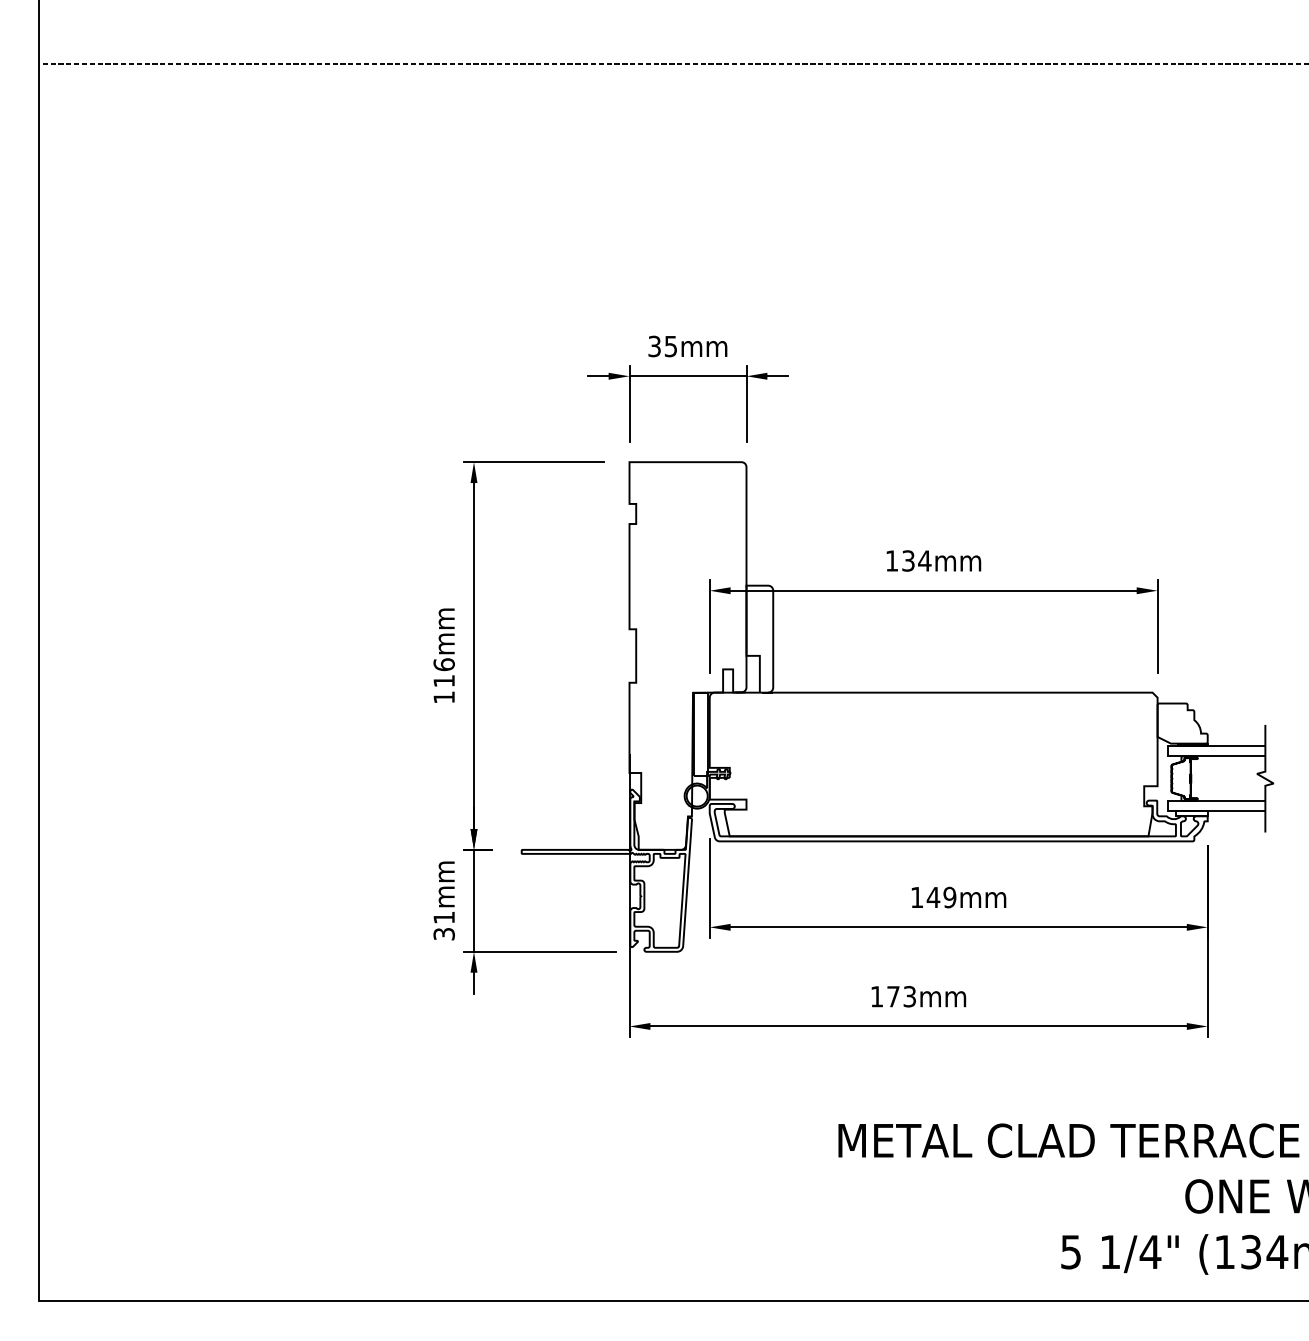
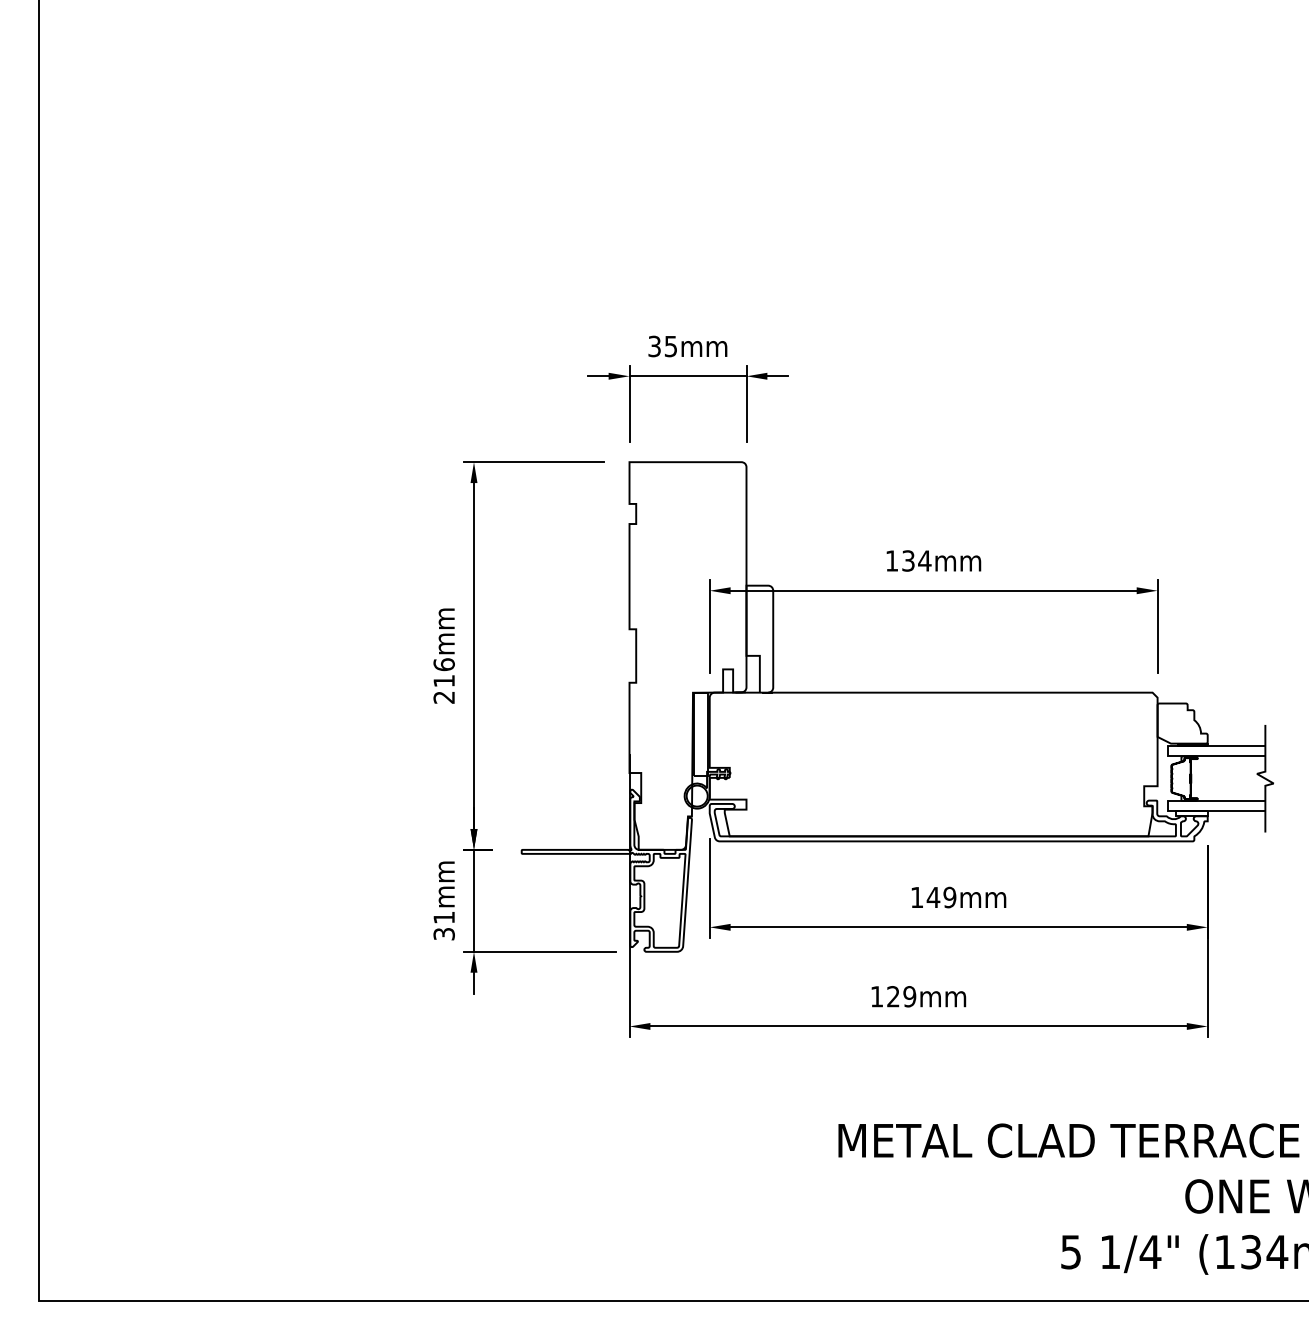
line: present -> none (672, 64)
text: 116mm -> 216mm (443, 697)
text: 173mm -> 129mm (901, 996)
